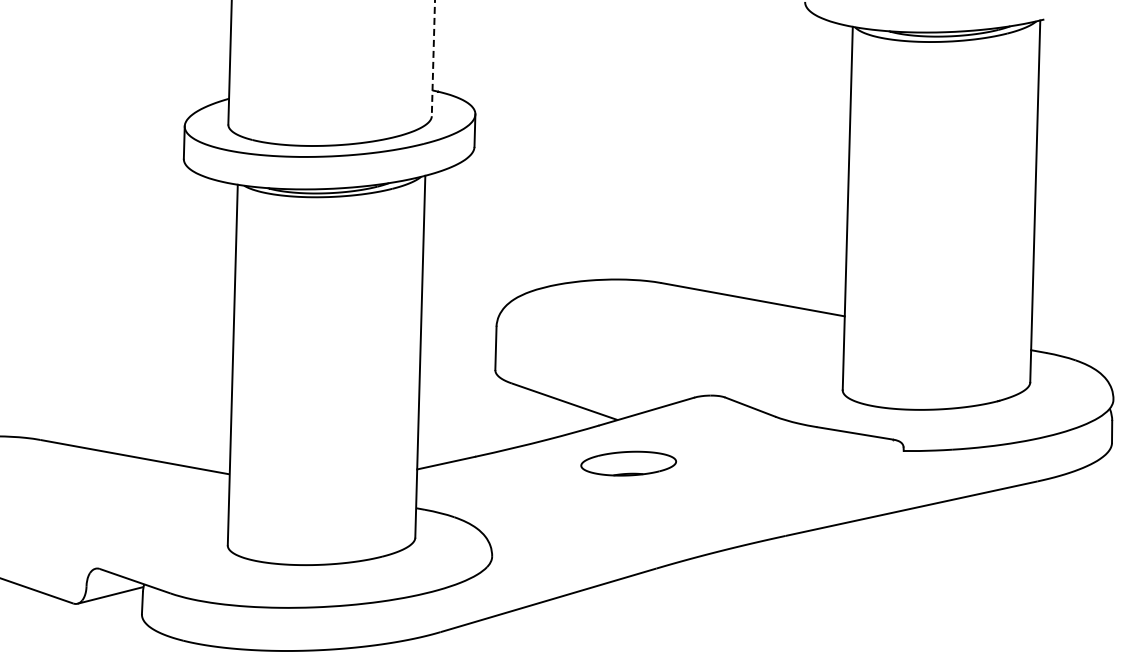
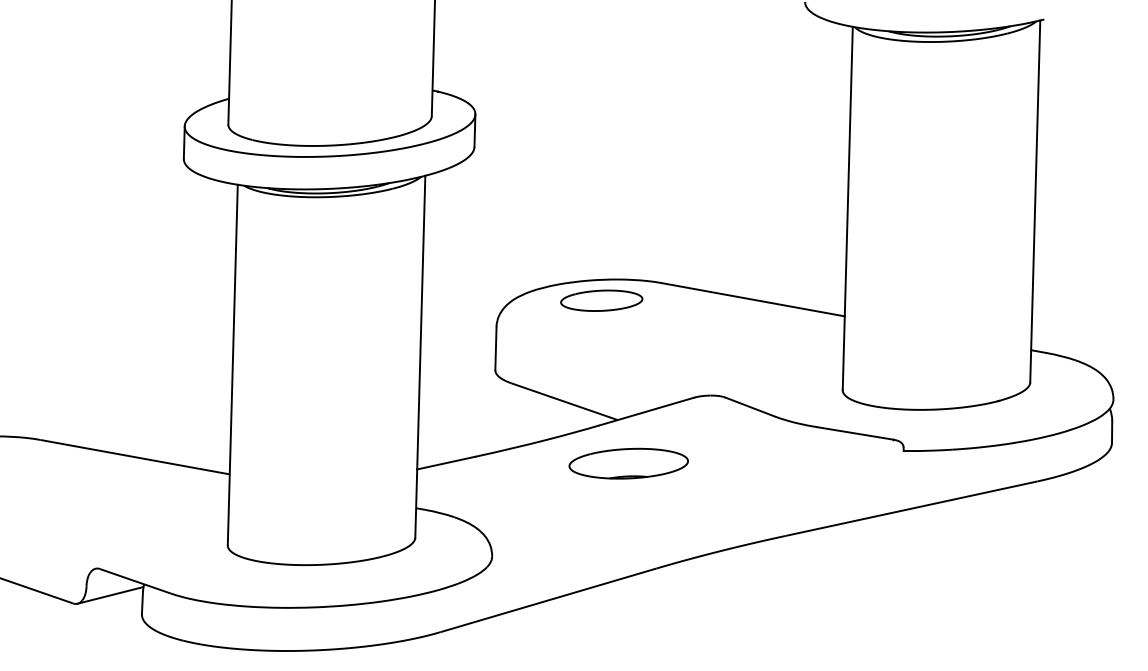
line: dashed -> solid (433, 58)
part: none -> present (601, 300)
part size: 98x27 px -> 121x33 px (628, 463)
